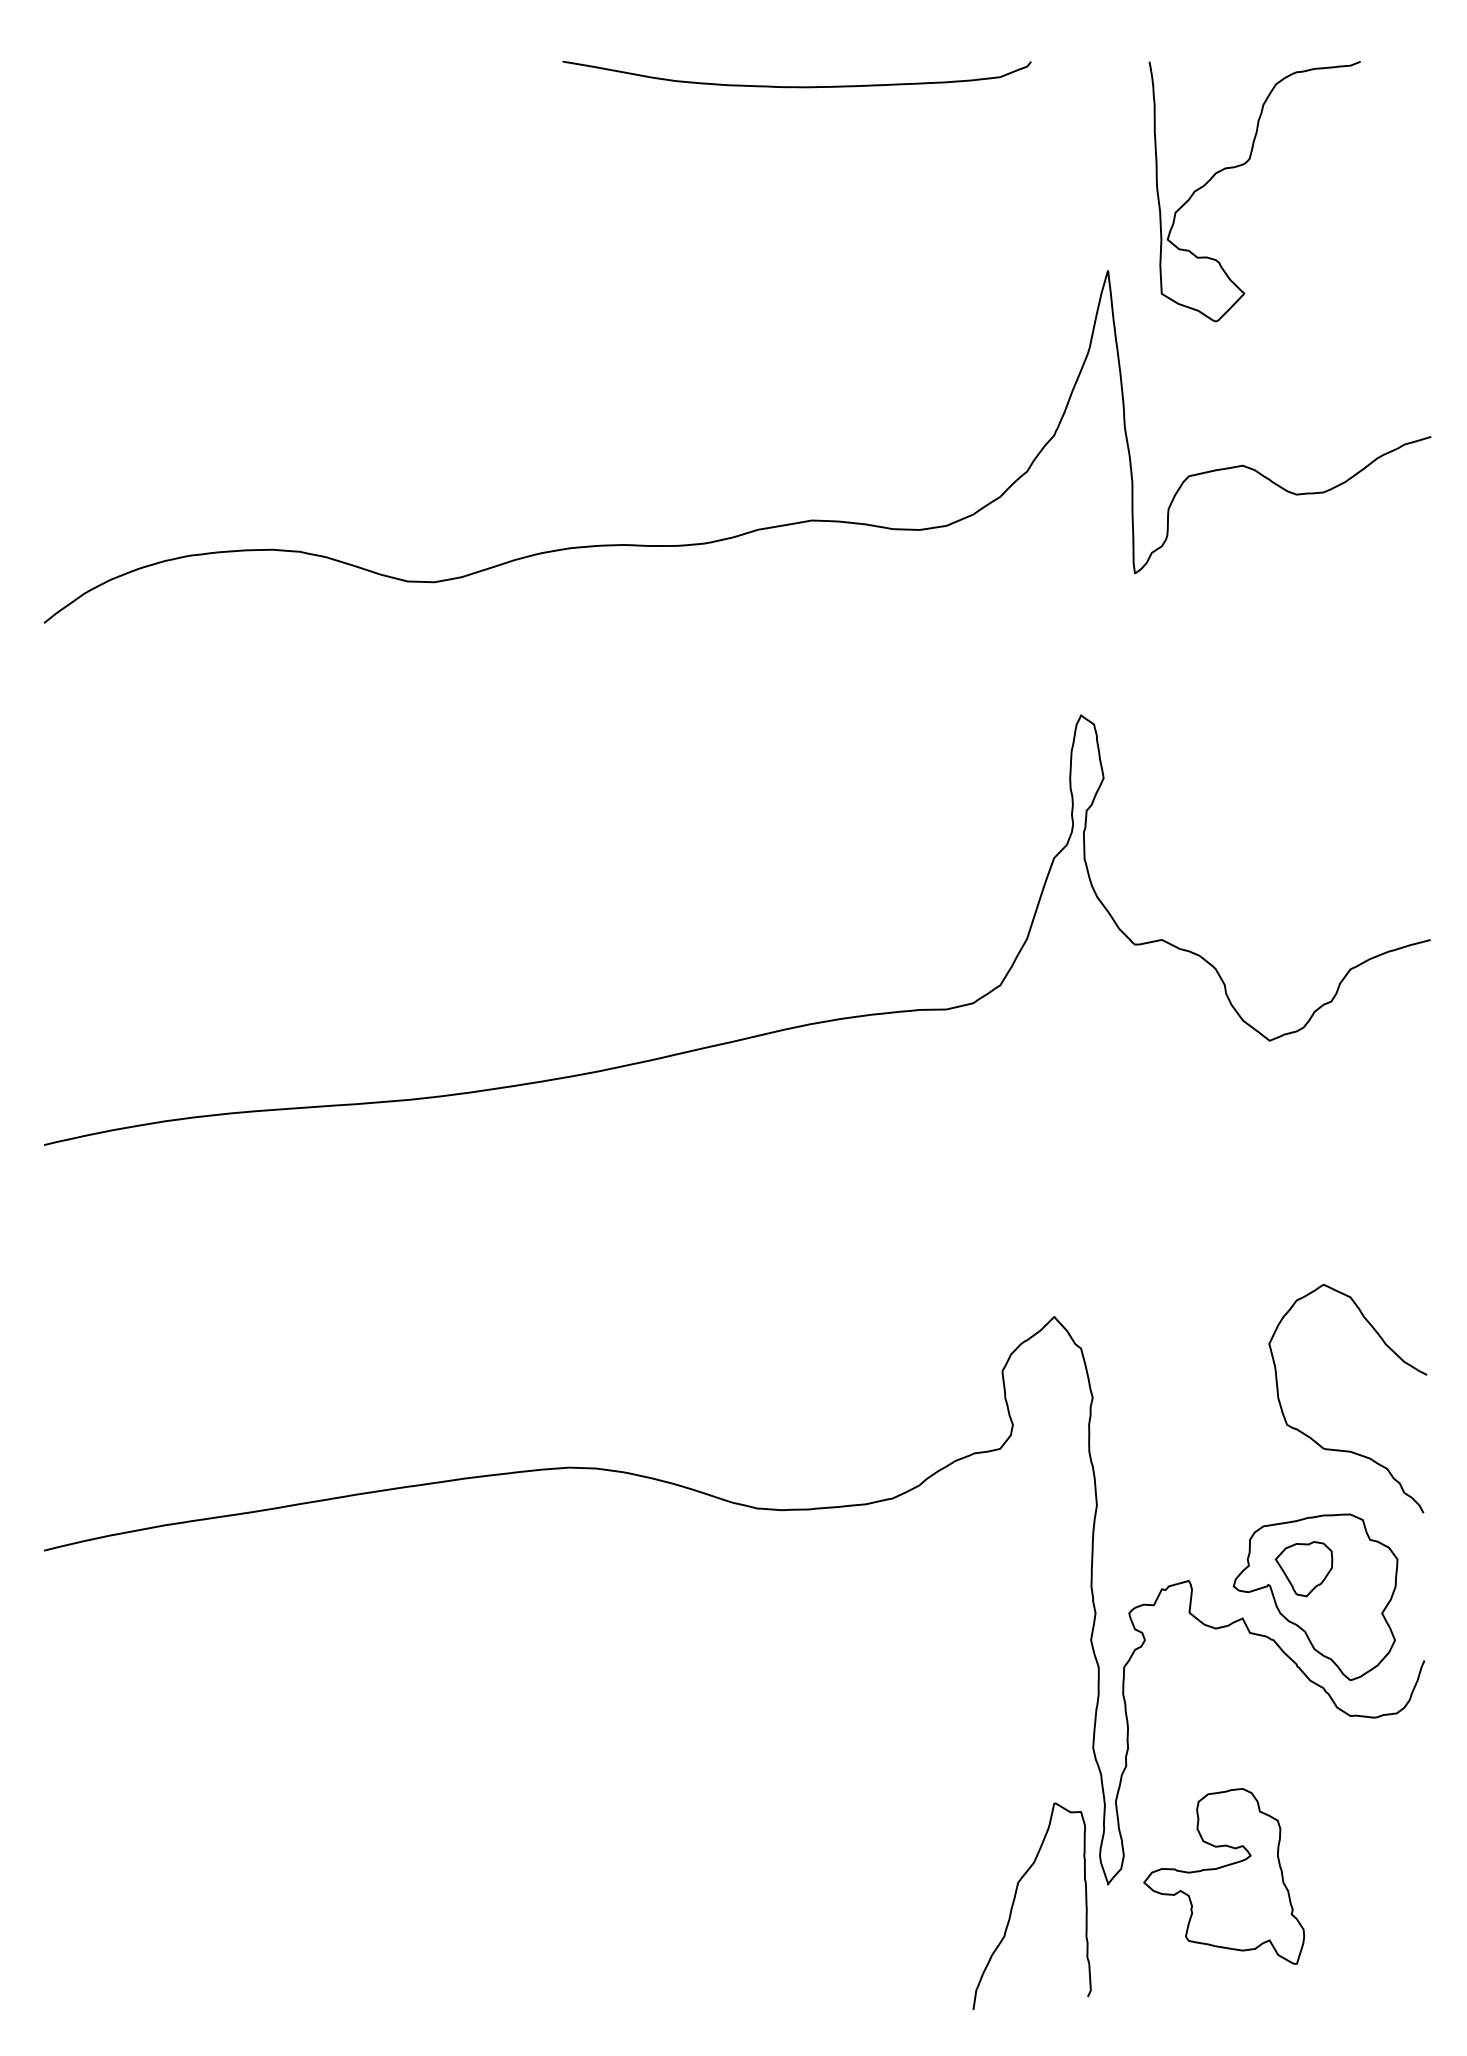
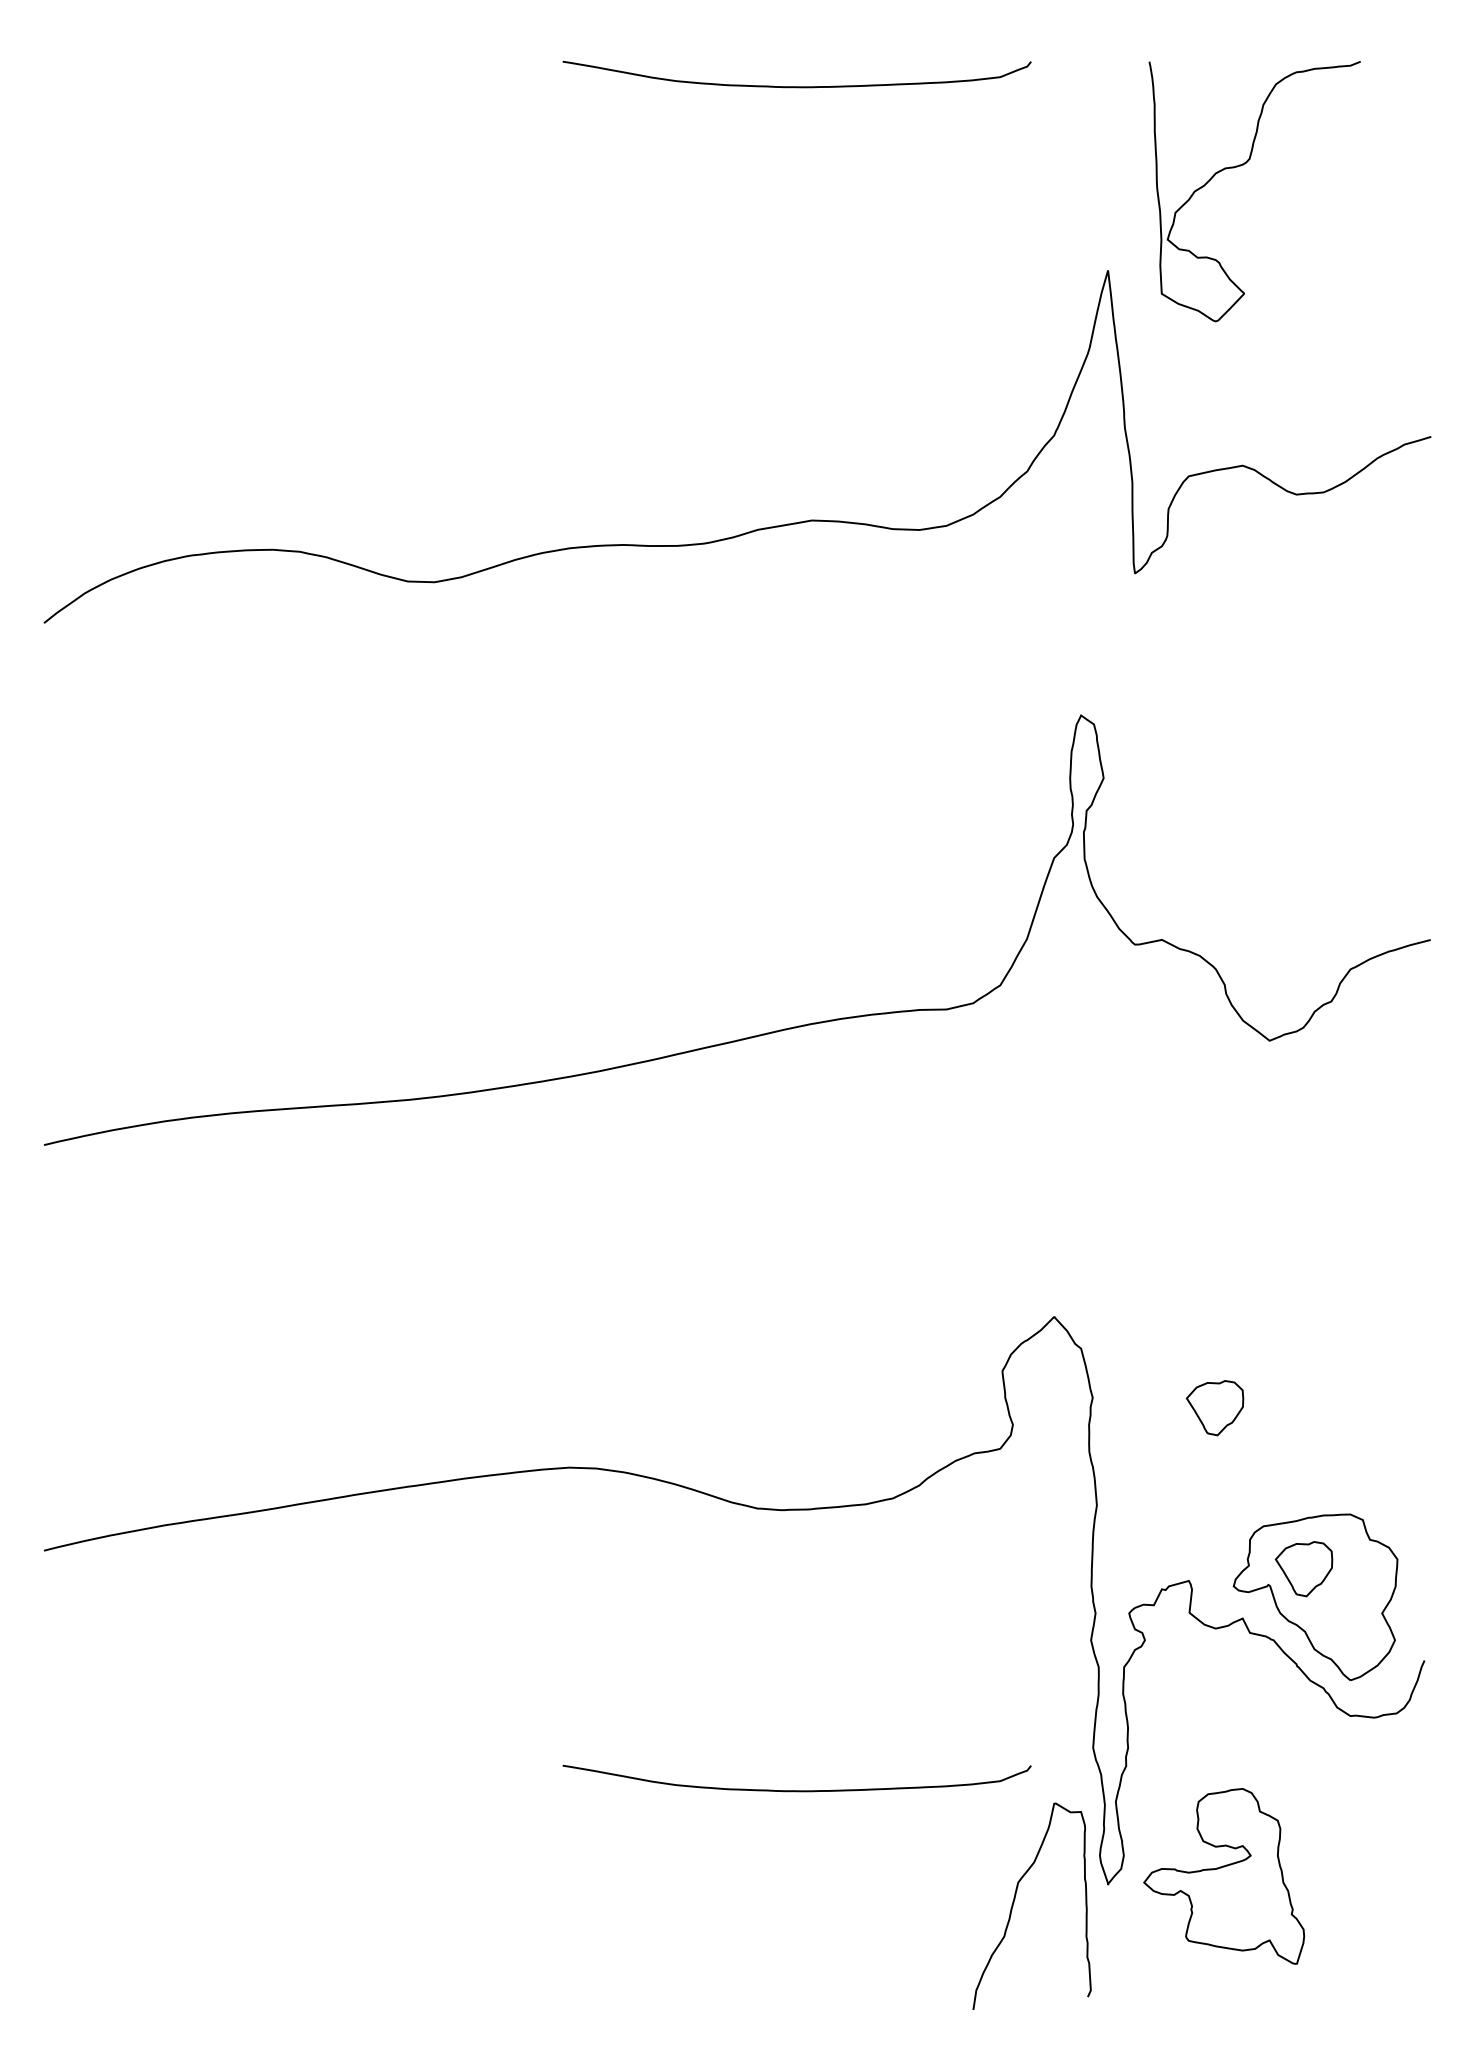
part: none -> present (1214, 1408)
curve: present -> none (1341, 1449)
curve: none -> present (796, 1790)
